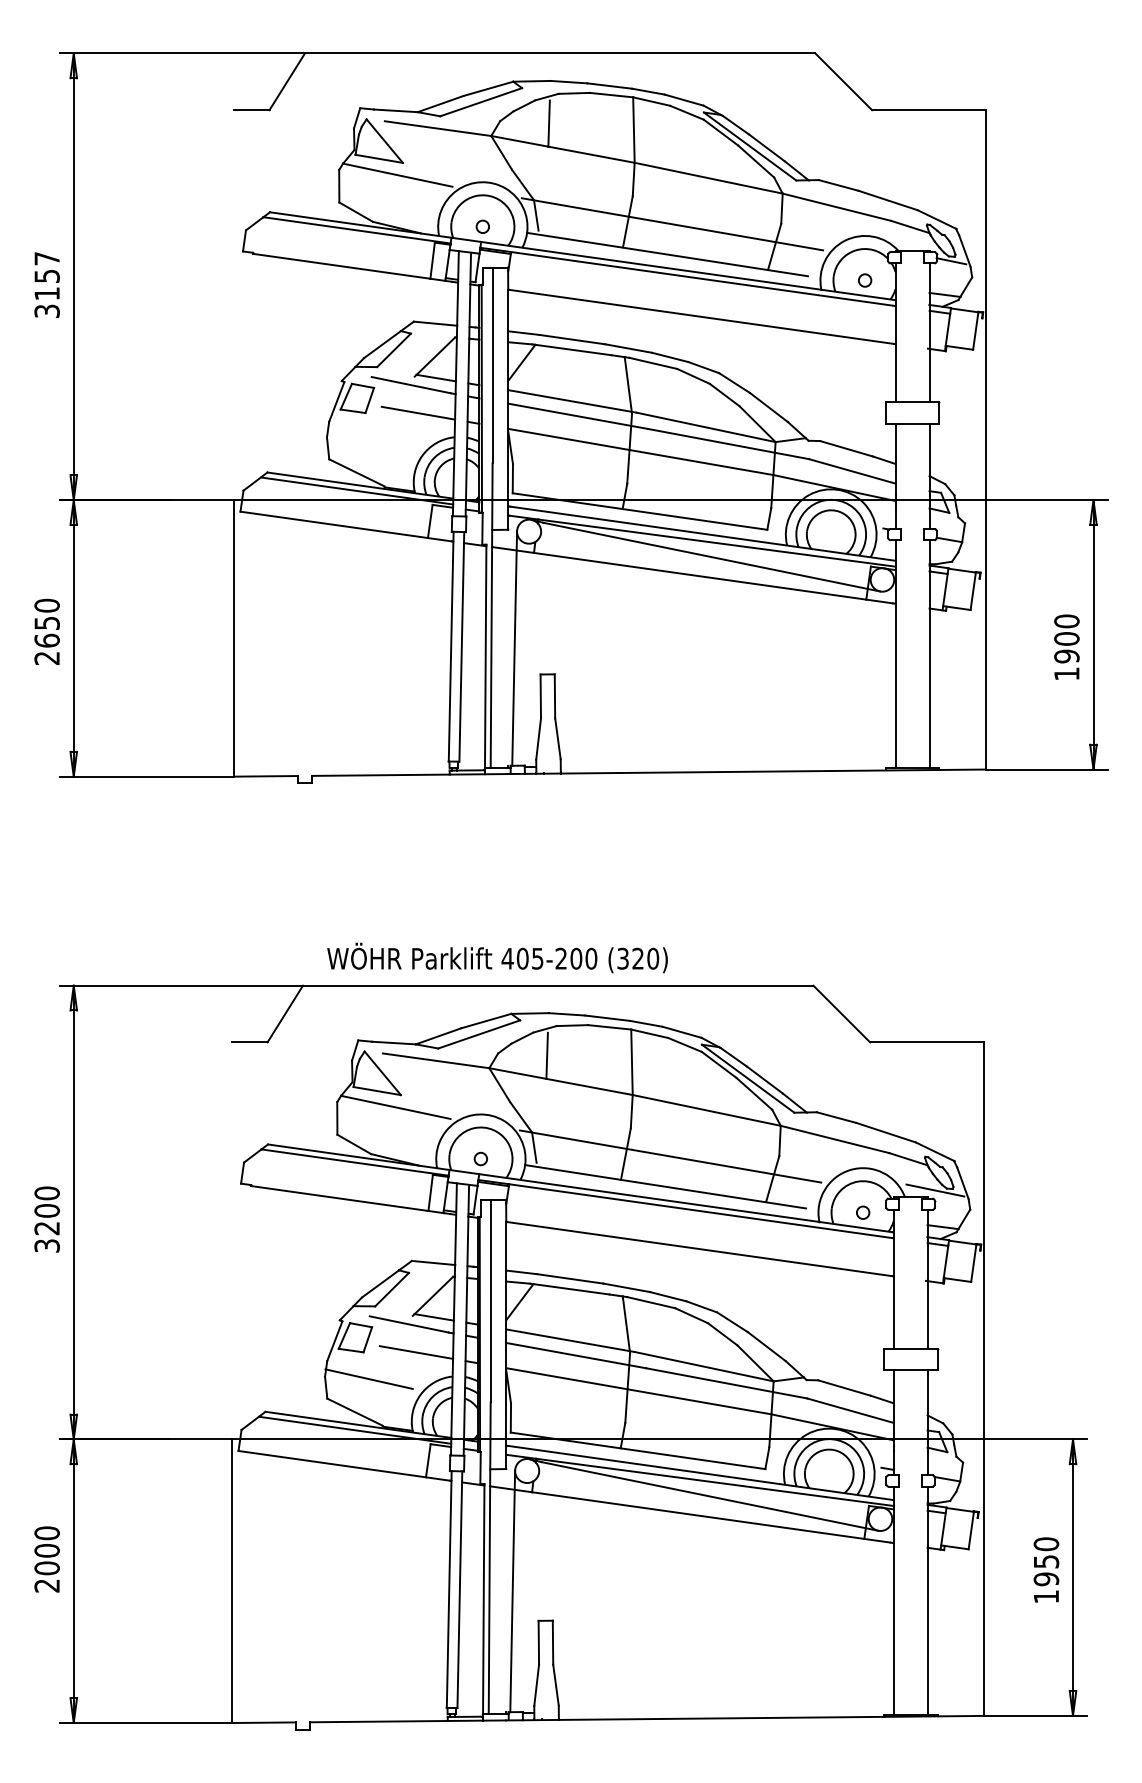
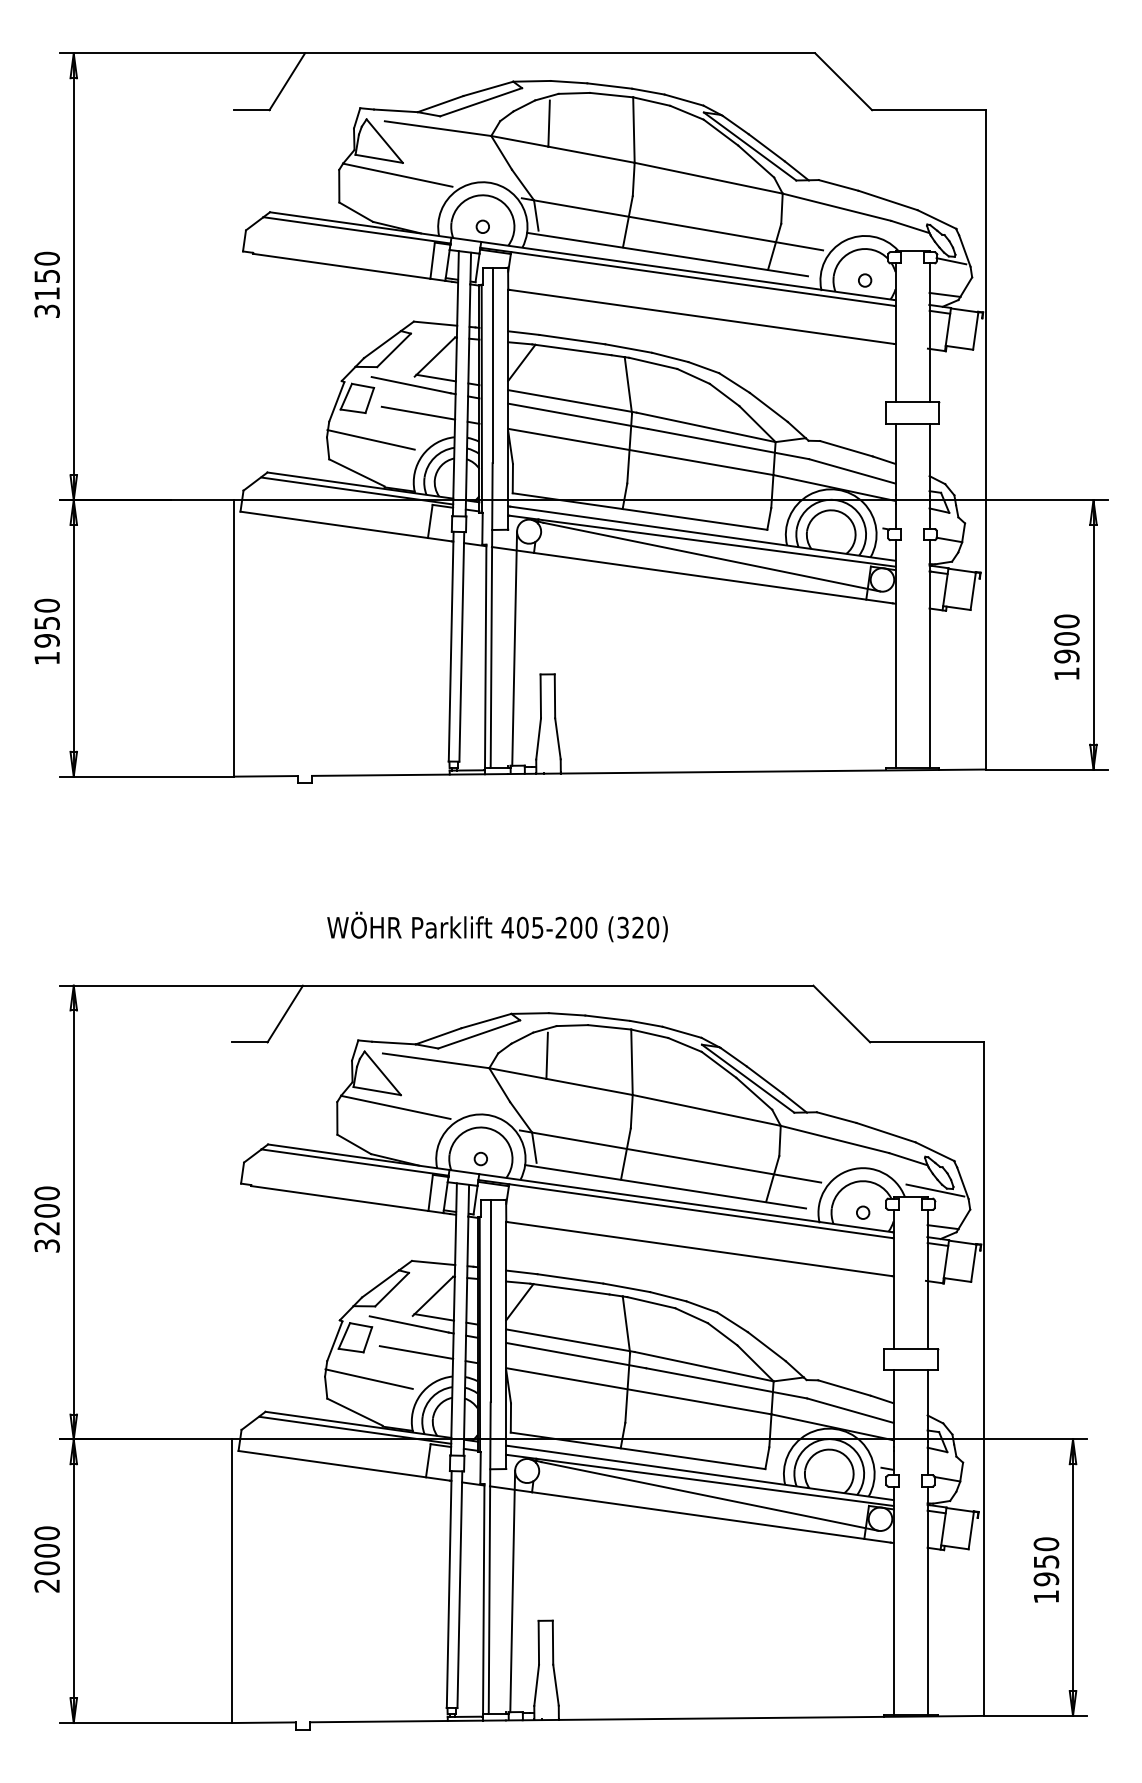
text: 3157 -> 3150 (46, 258)
line: none -> present (370, 439)
text: 2650 -> 1950 (46, 648)
text position: (497, 957) -> (497, 926) (497, 926)
